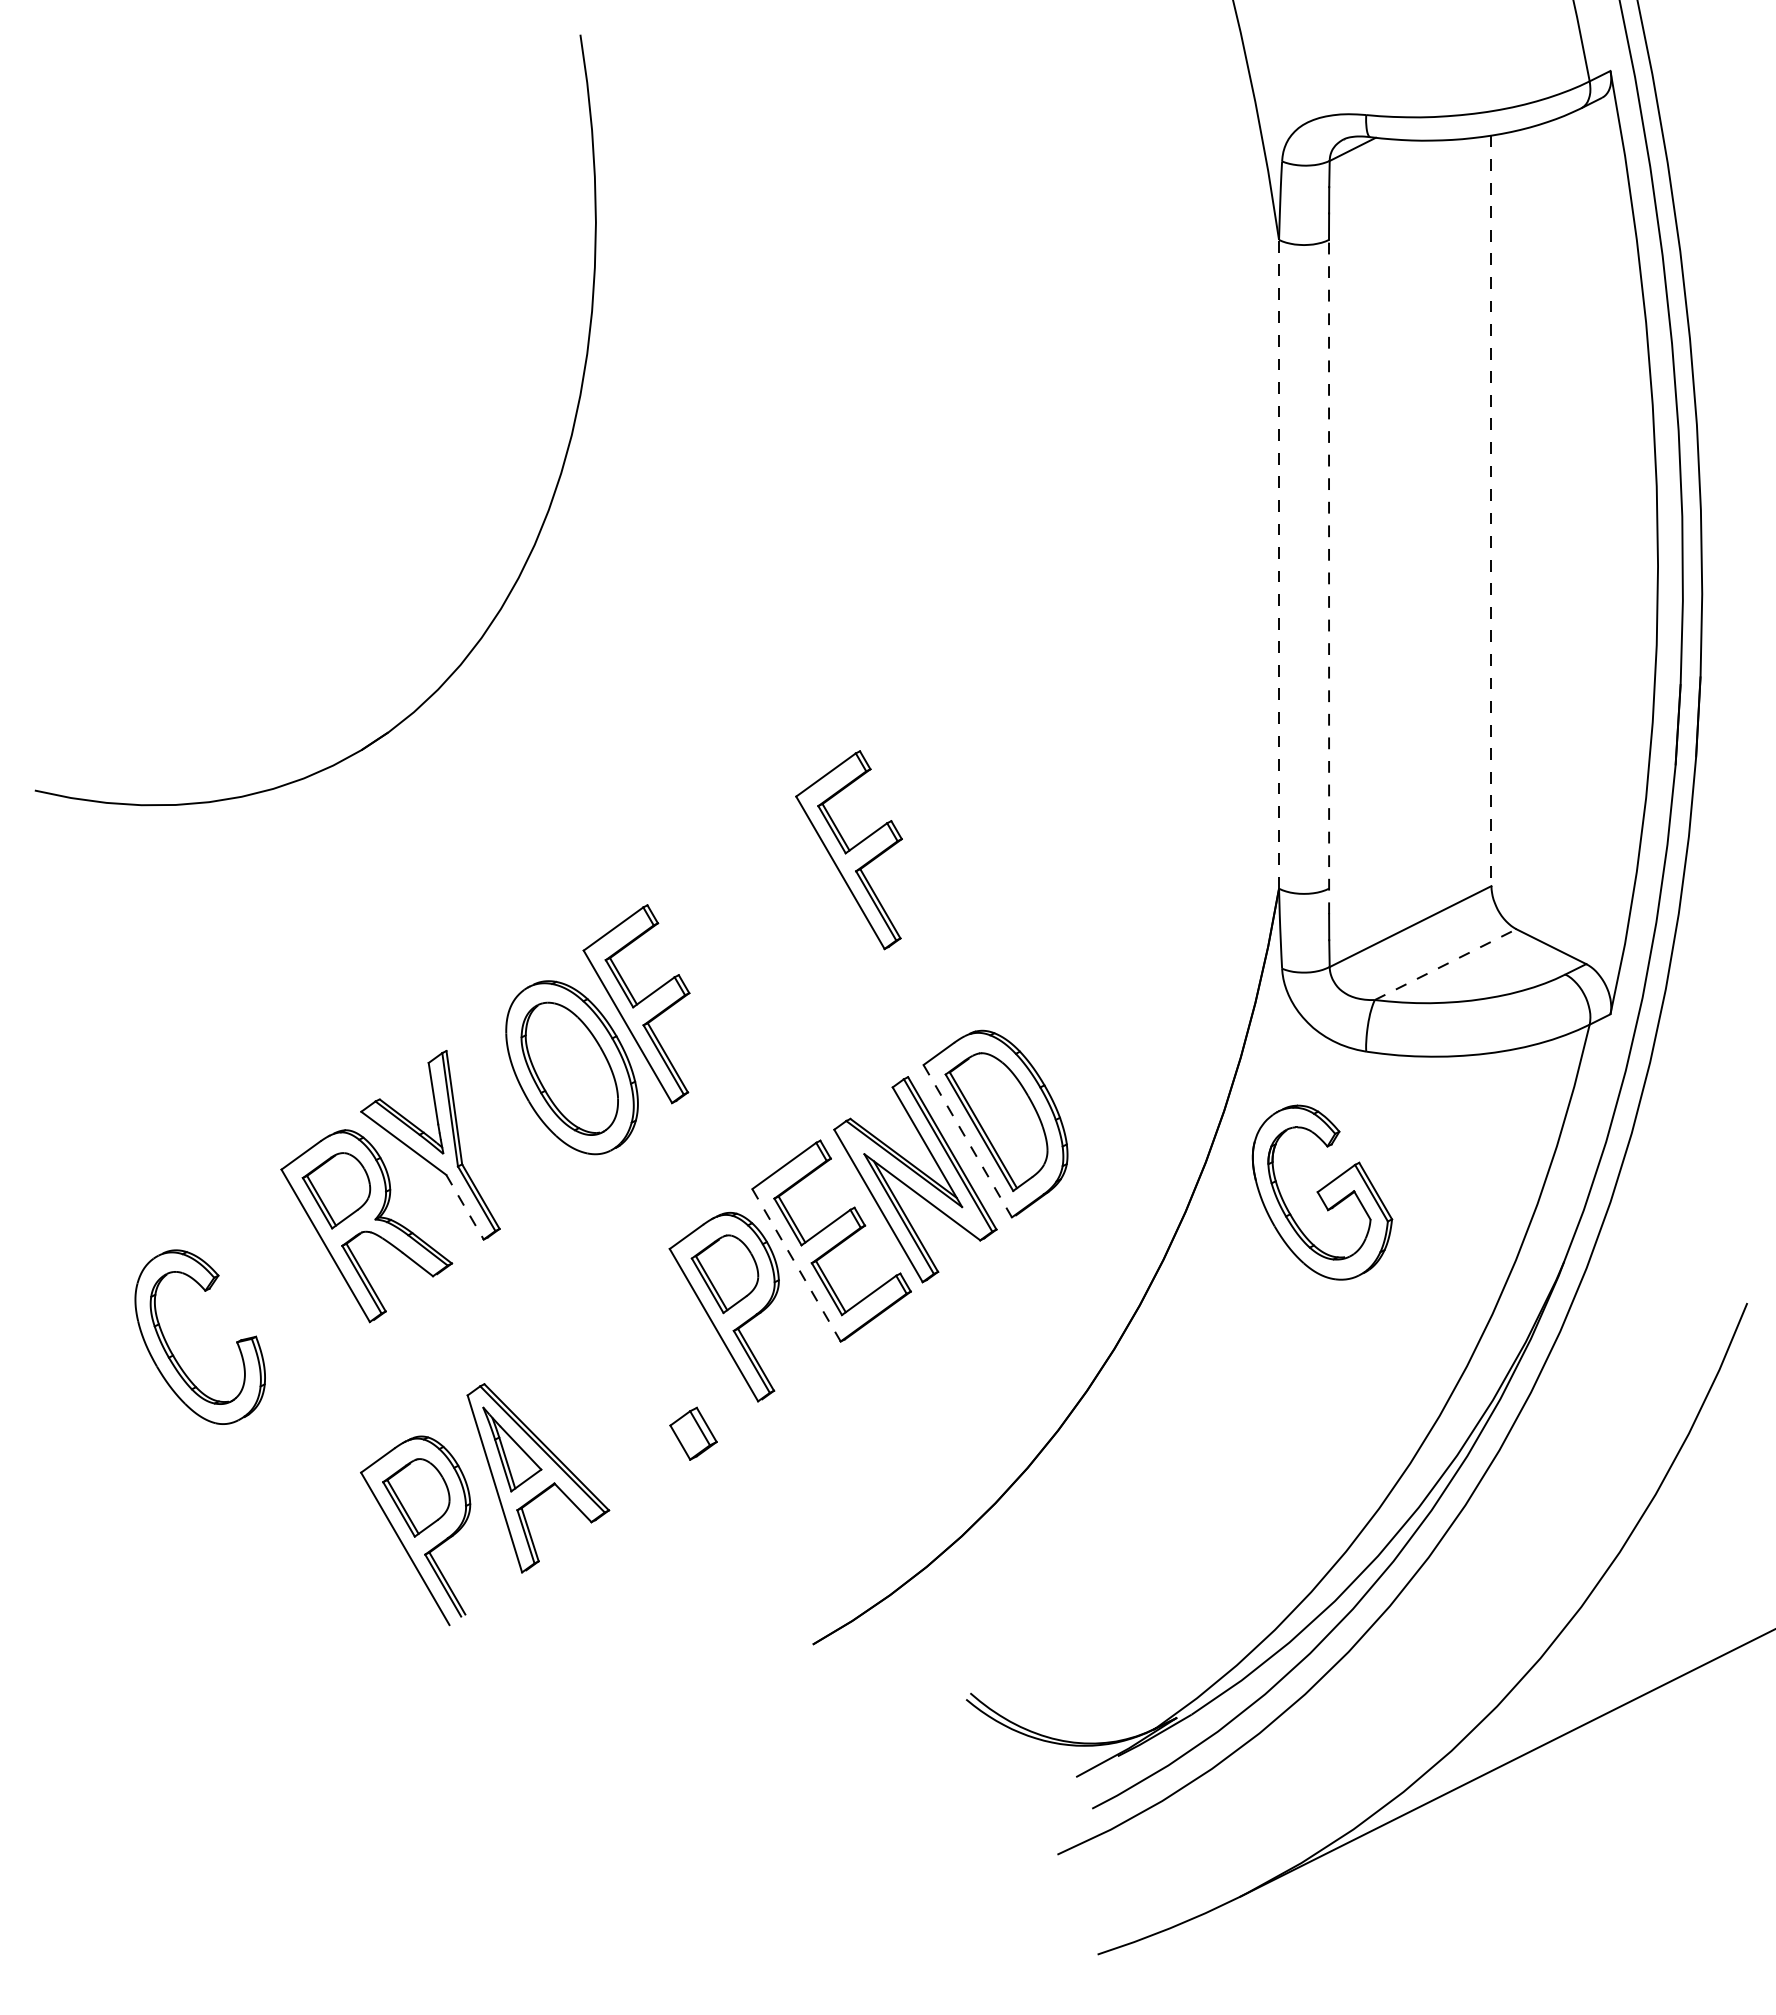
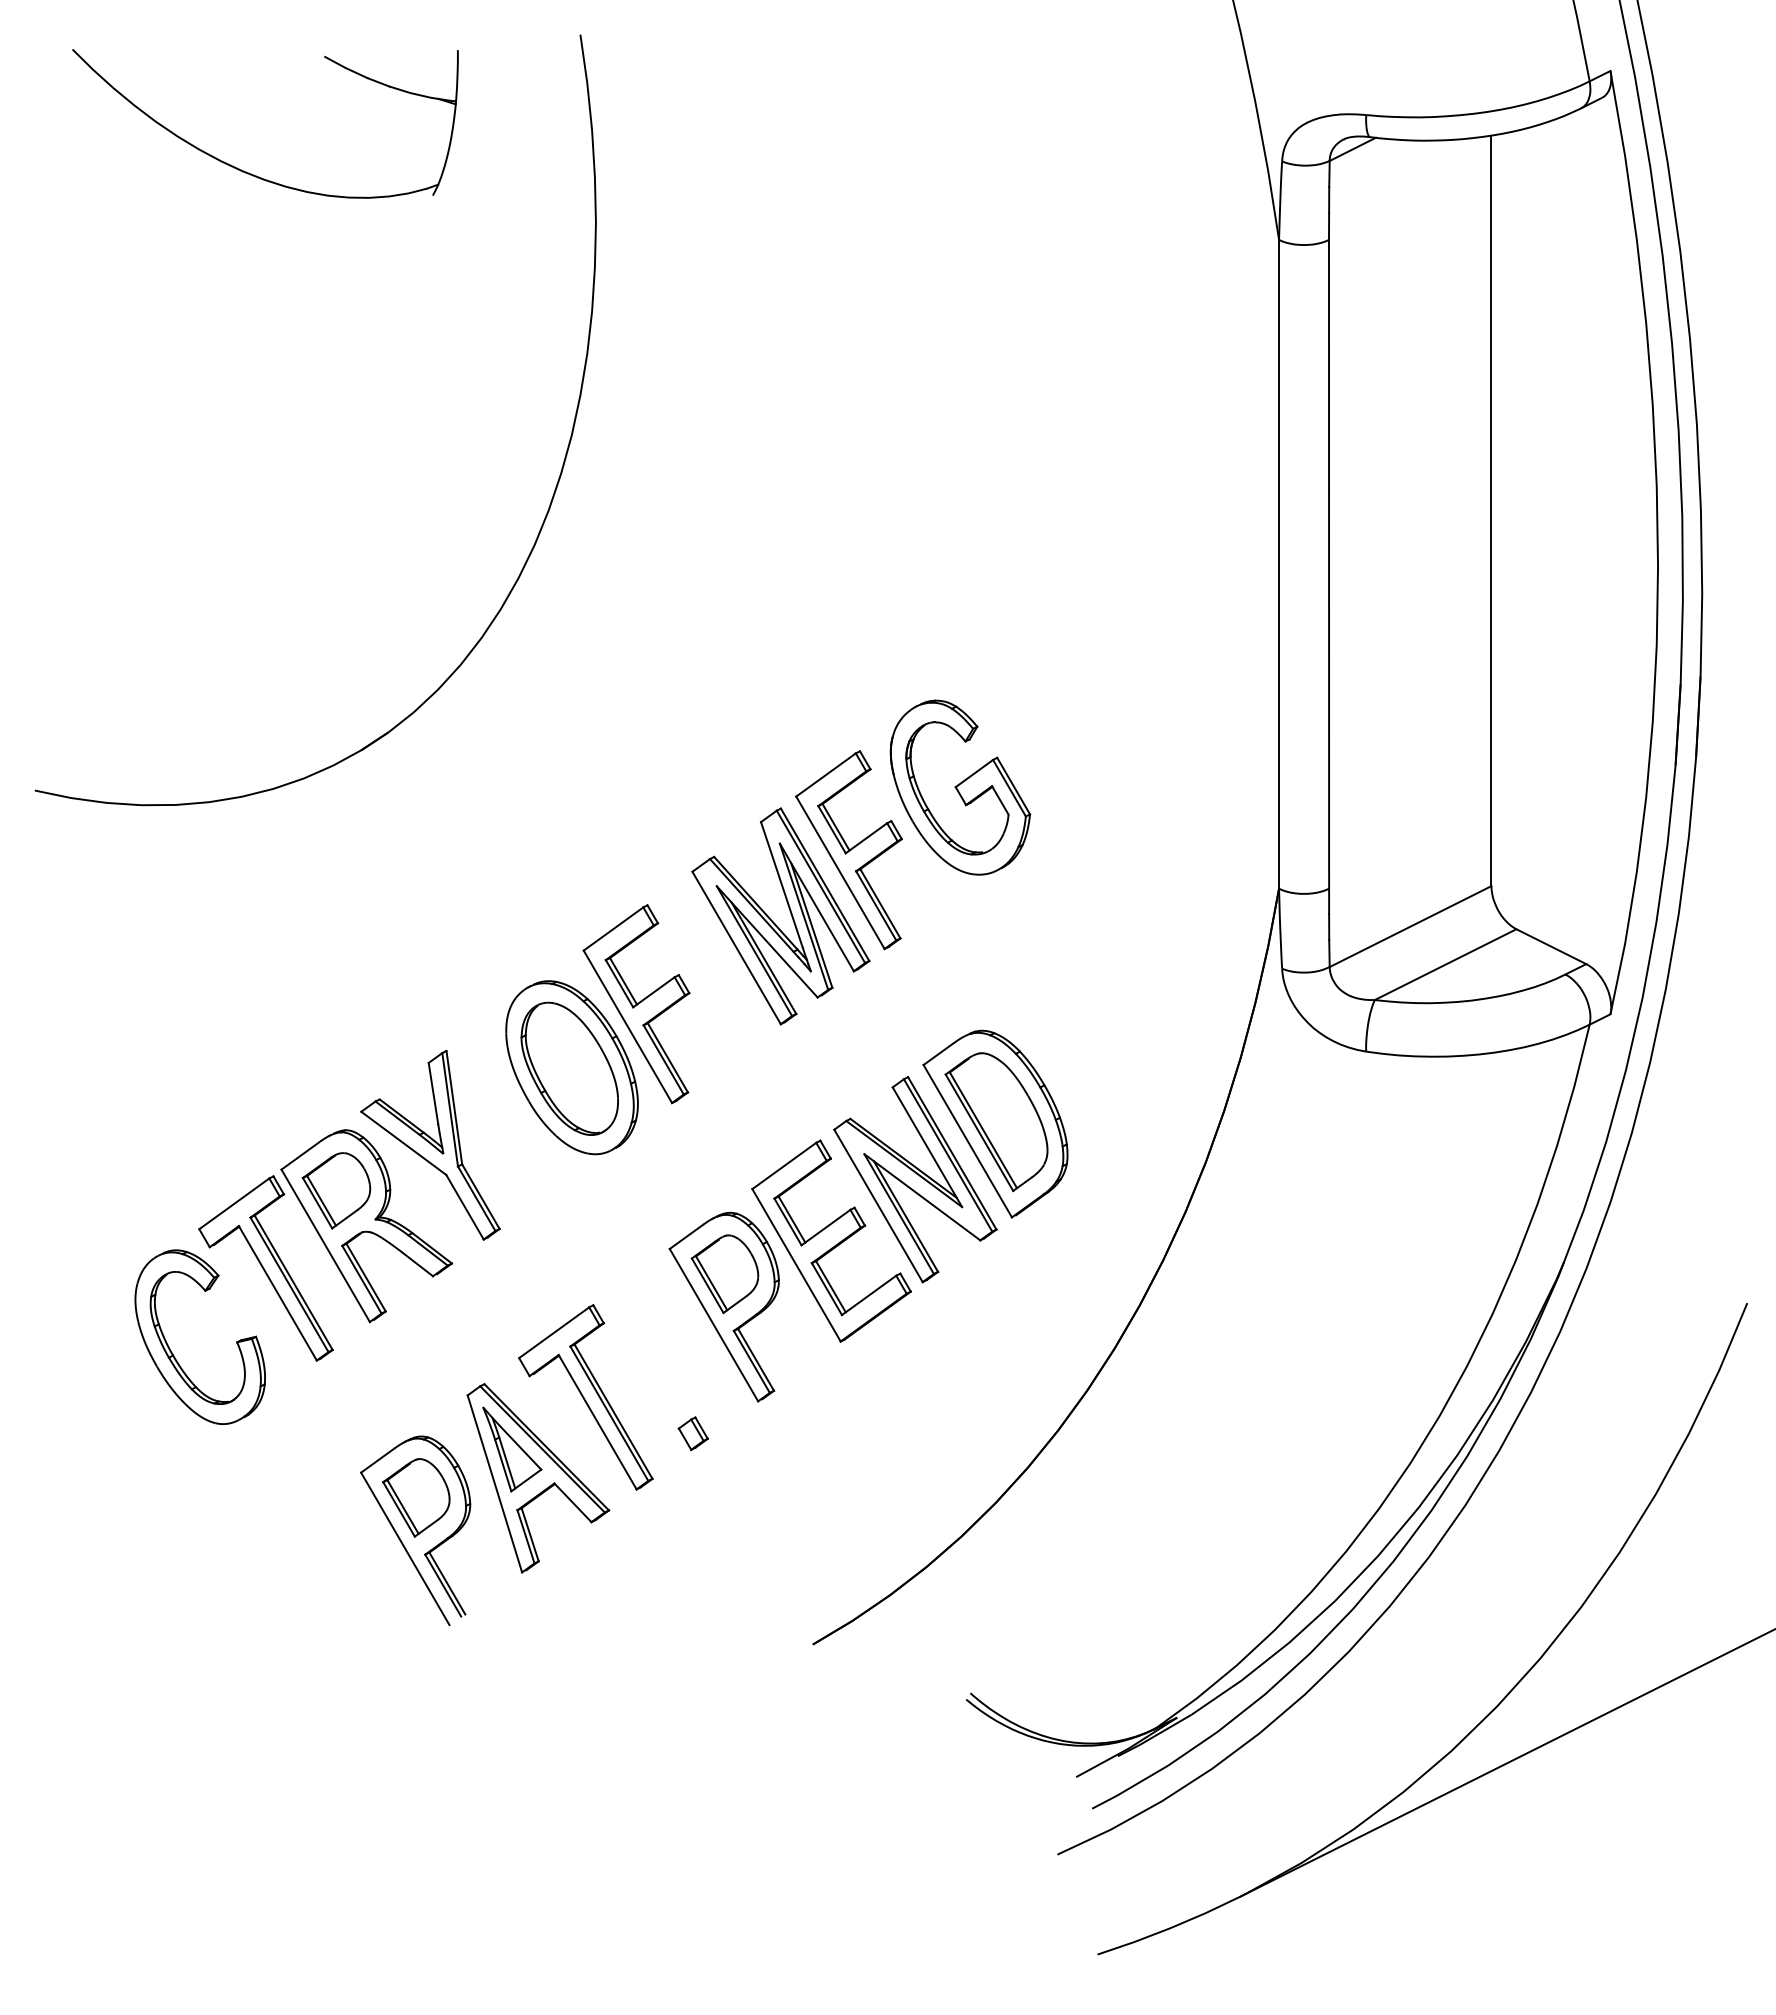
part: none -> present (246, 171)
line: dashed -> solid (1491, 511)
line: dashed -> solid (1279, 563)
line: dashed -> solid (1329, 576)
part: none -> present (774, 922)
line: dashed -> solid (1446, 964)
line: dashed -> solid (968, 1141)
part position: (1322, 1192) -> (960, 787) (960, 787)
line: dashed -> solid (465, 1207)
line: dashed -> solid (796, 1265)
part: none -> present (265, 1268)
part: none -> present (585, 1397)
part size: 49x55 px -> 32x35 px (692, 1433)
